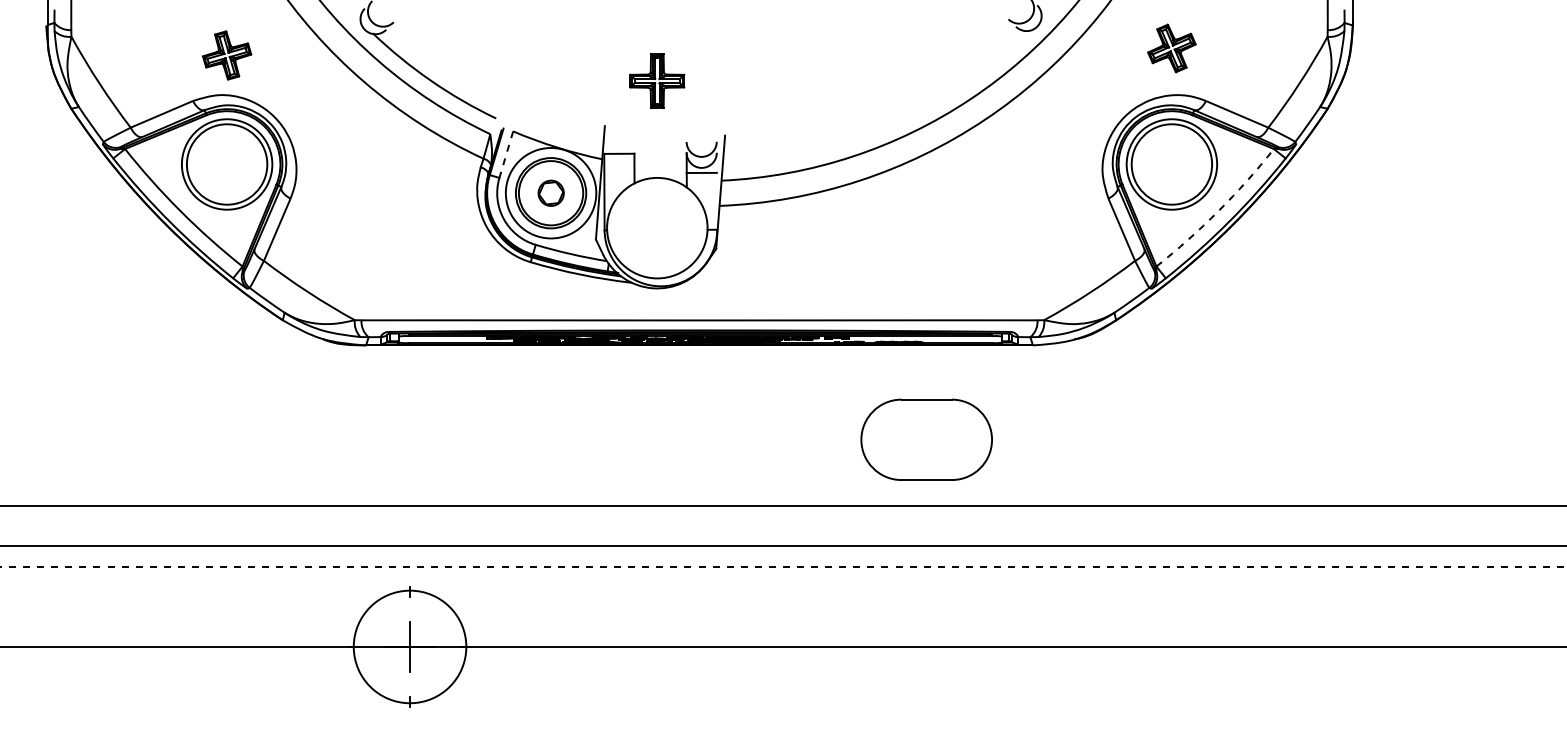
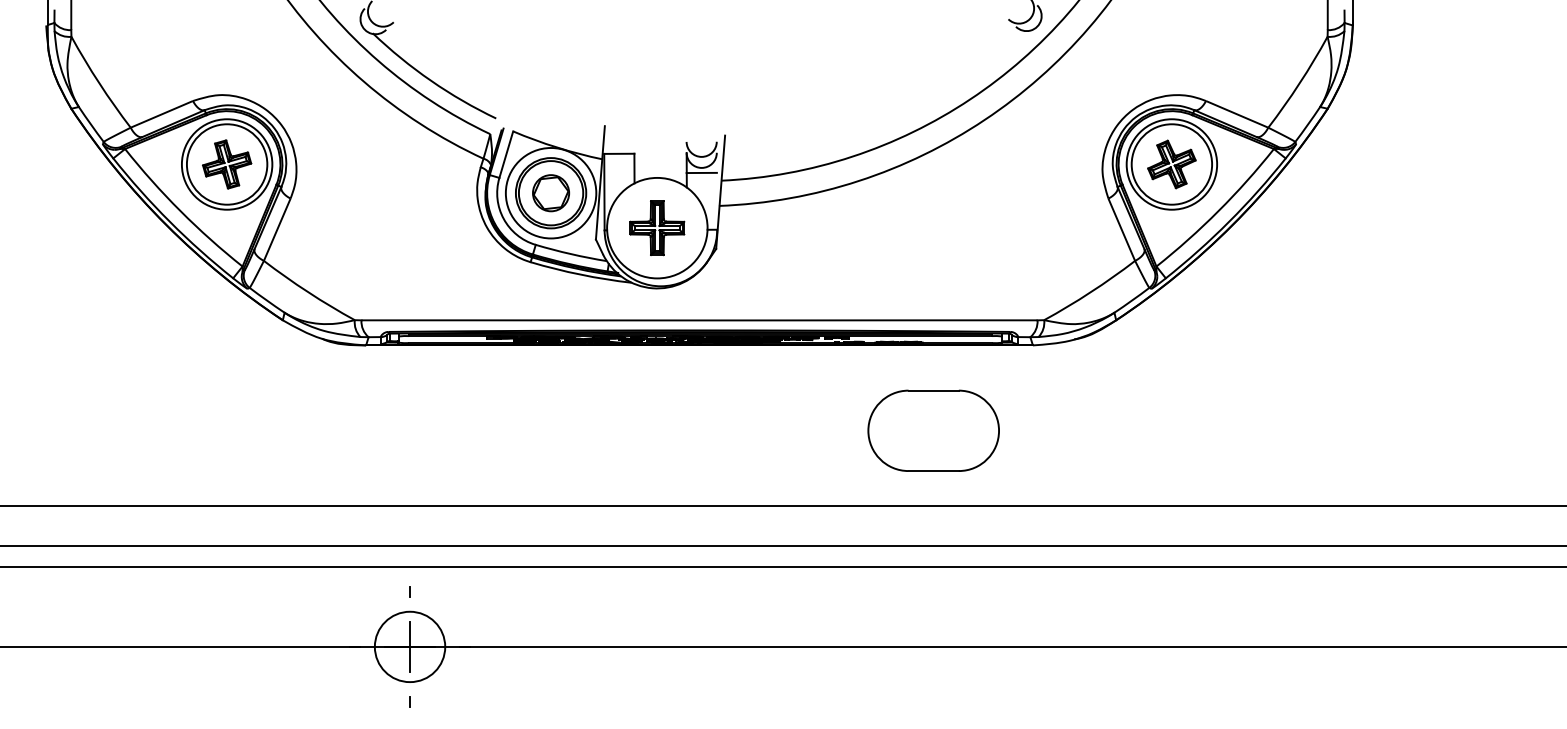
part position: (1171, 48) -> (1171, 164) (1171, 164)
part position: (227, 55) -> (227, 164) (227, 164)
part position: (657, 81) -> (657, 228) (657, 228)
line: dashed -> solid (506, 155)
part size: 28x28 px -> 39x39 px (551, 193)
arc: dashed -> solid (1218, 211)
part position: (926, 439) -> (933, 430) (933, 430)
line: dashed -> solid (782, 566)
circle diameter: 113 px -> 70 px (409, 646)
